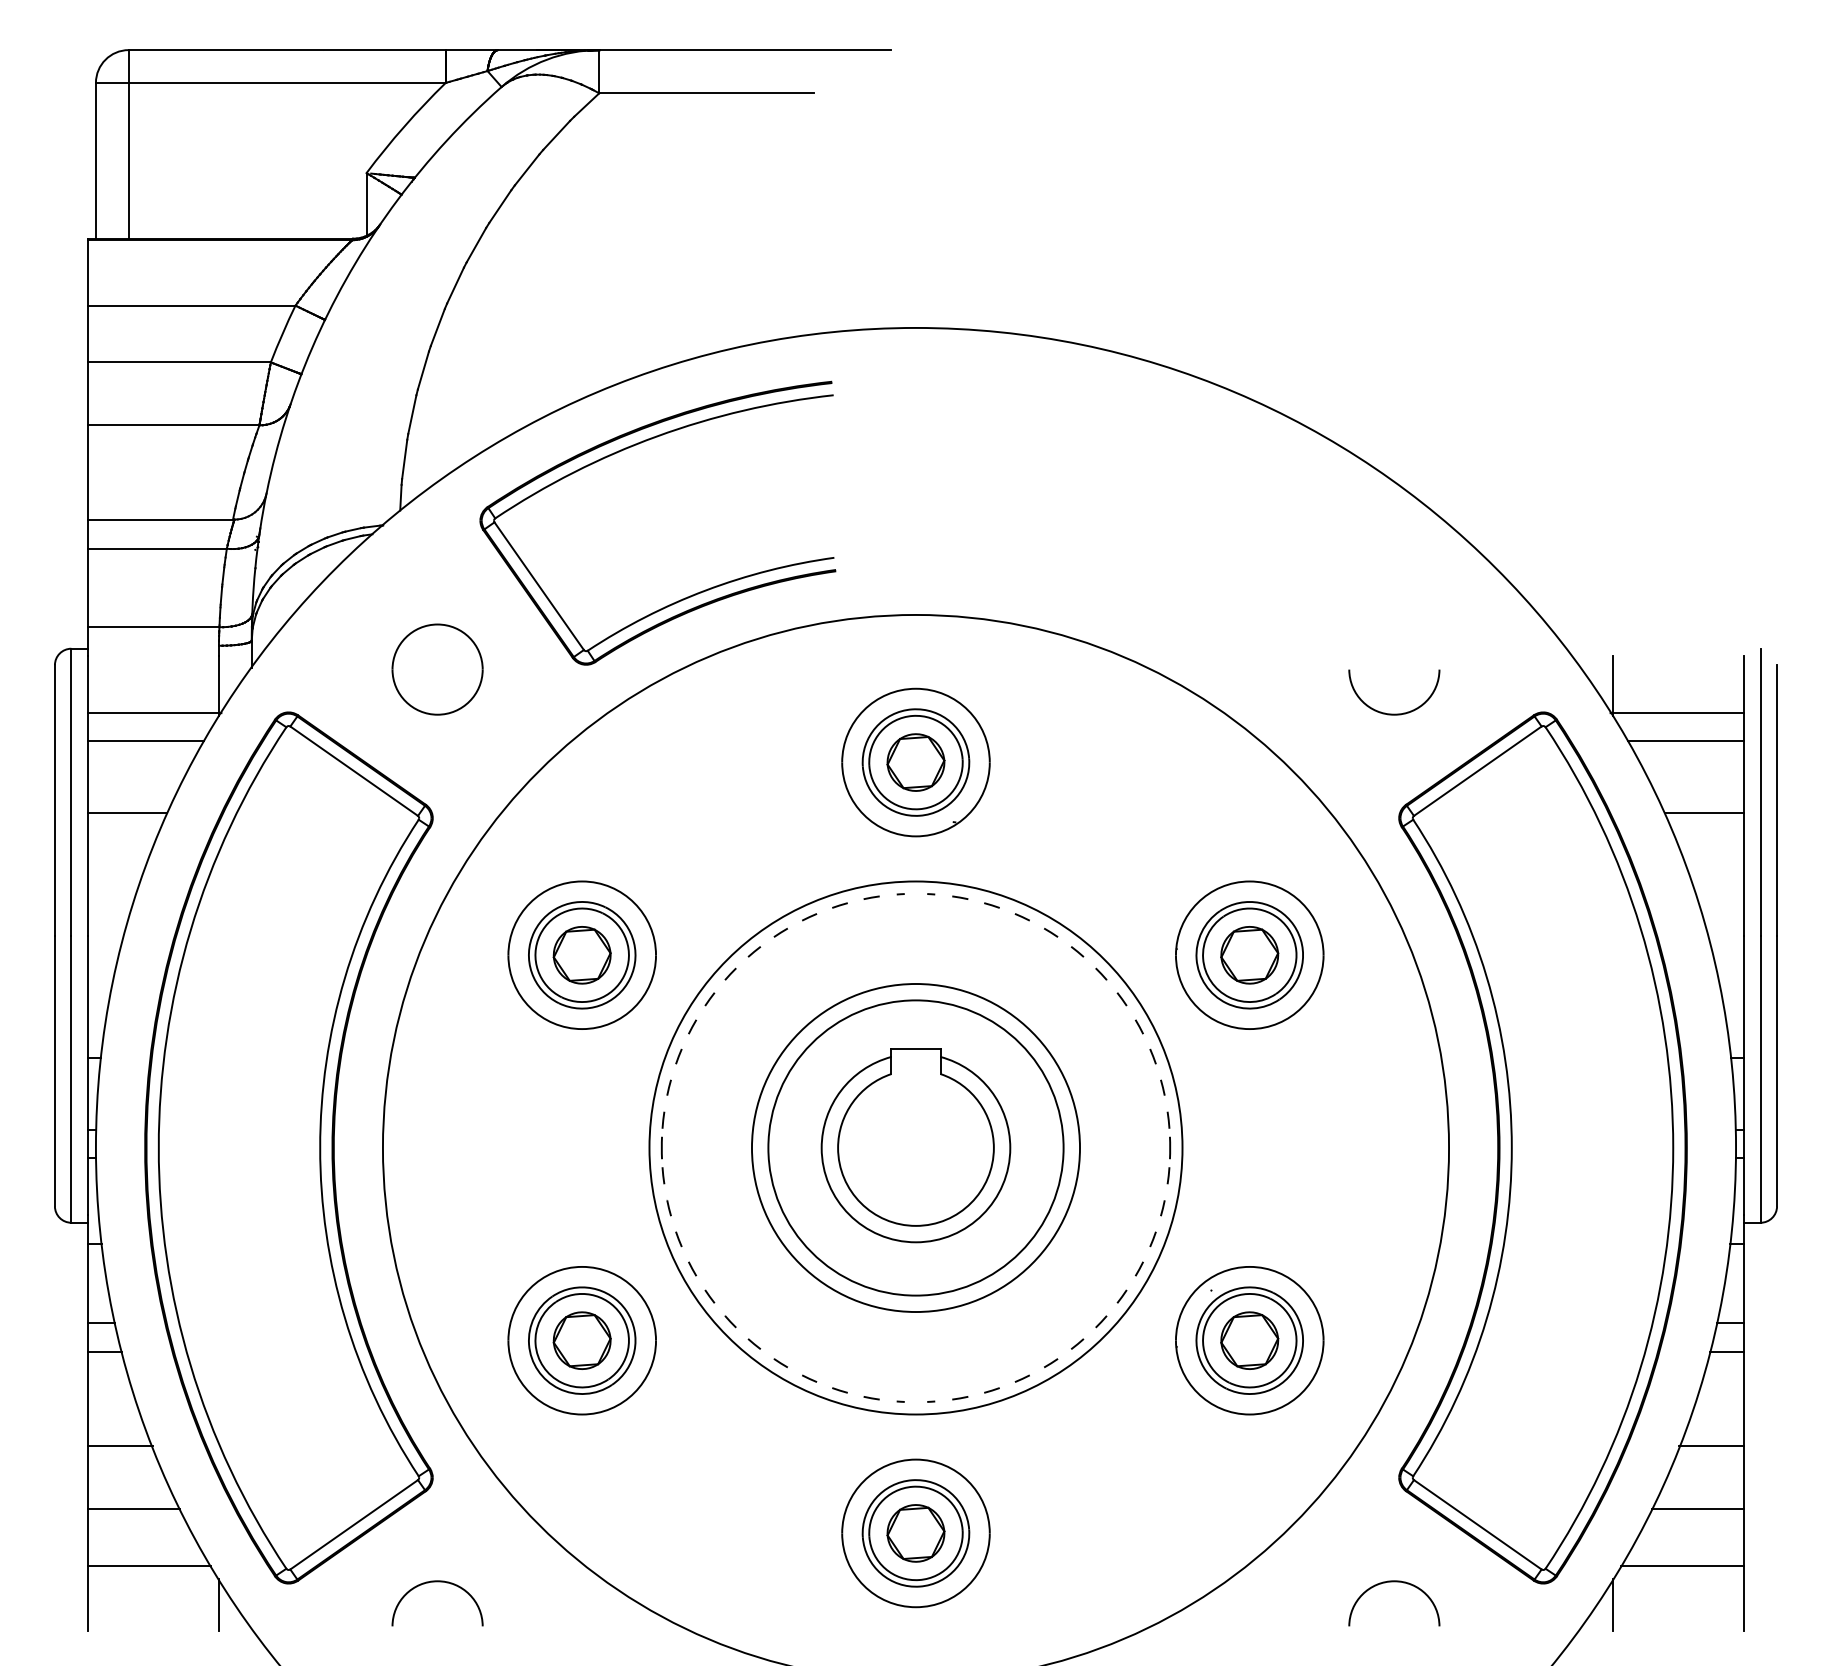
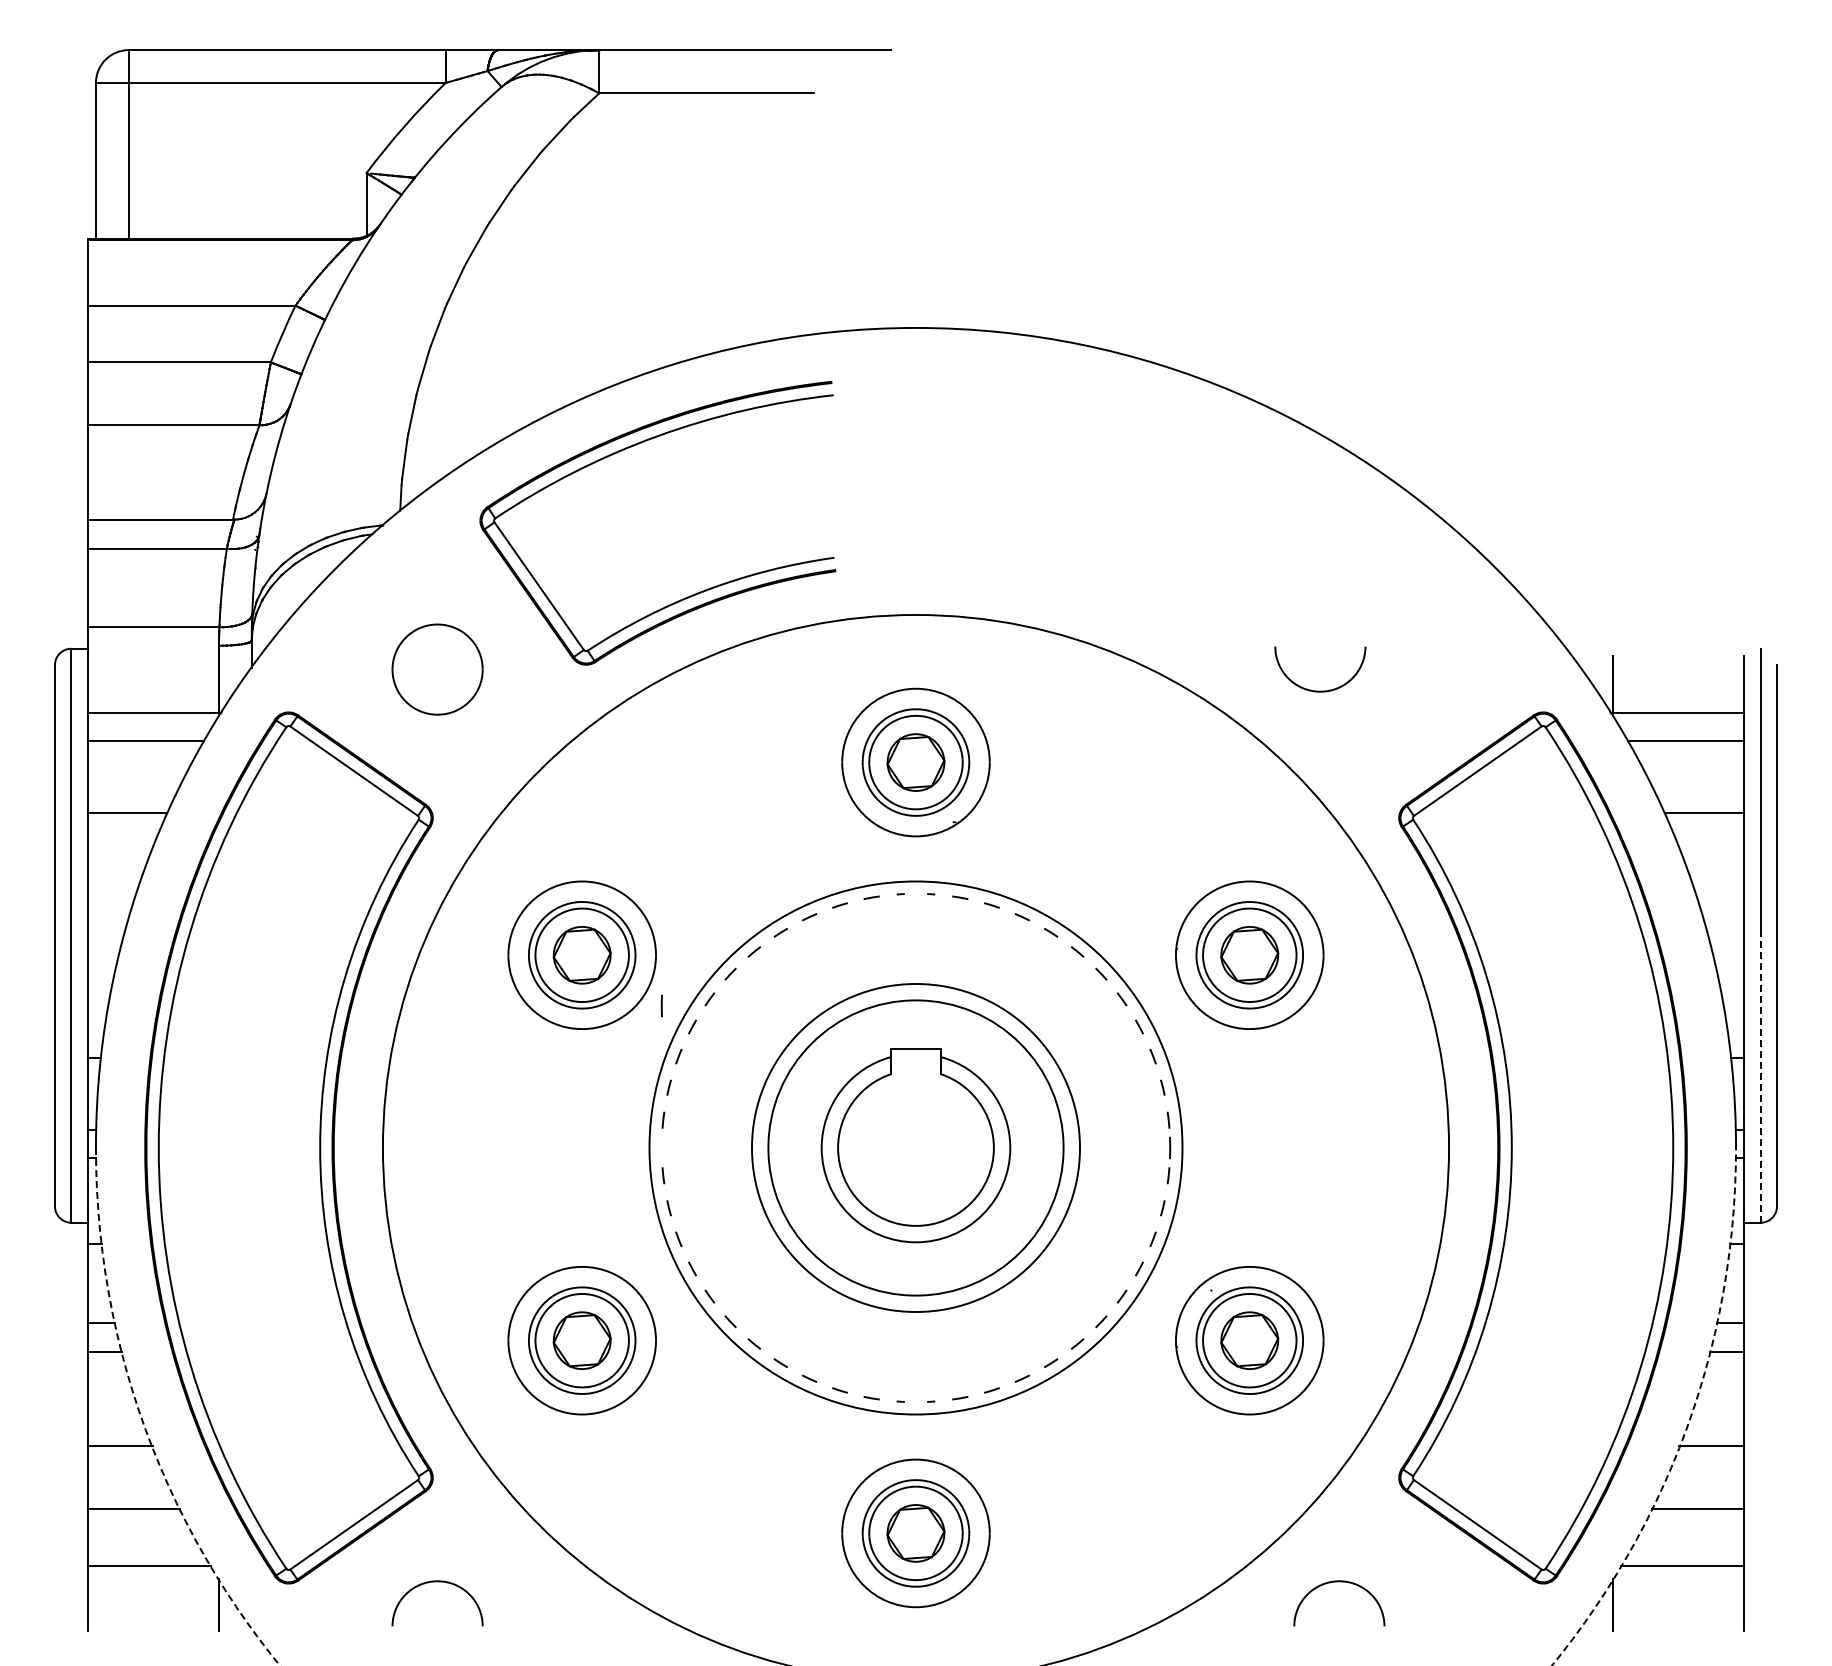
arc position: (1394, 713) -> (1320, 690) (1320, 690)
line: solid -> dashed (1760, 1079)
line position: (661, 1147) -> (661, 1005) (661, 1005)
arc position: (1394, 1582) -> (1339, 1582) (1339, 1582)
arc: solid -> dashed (1551, 1665)
